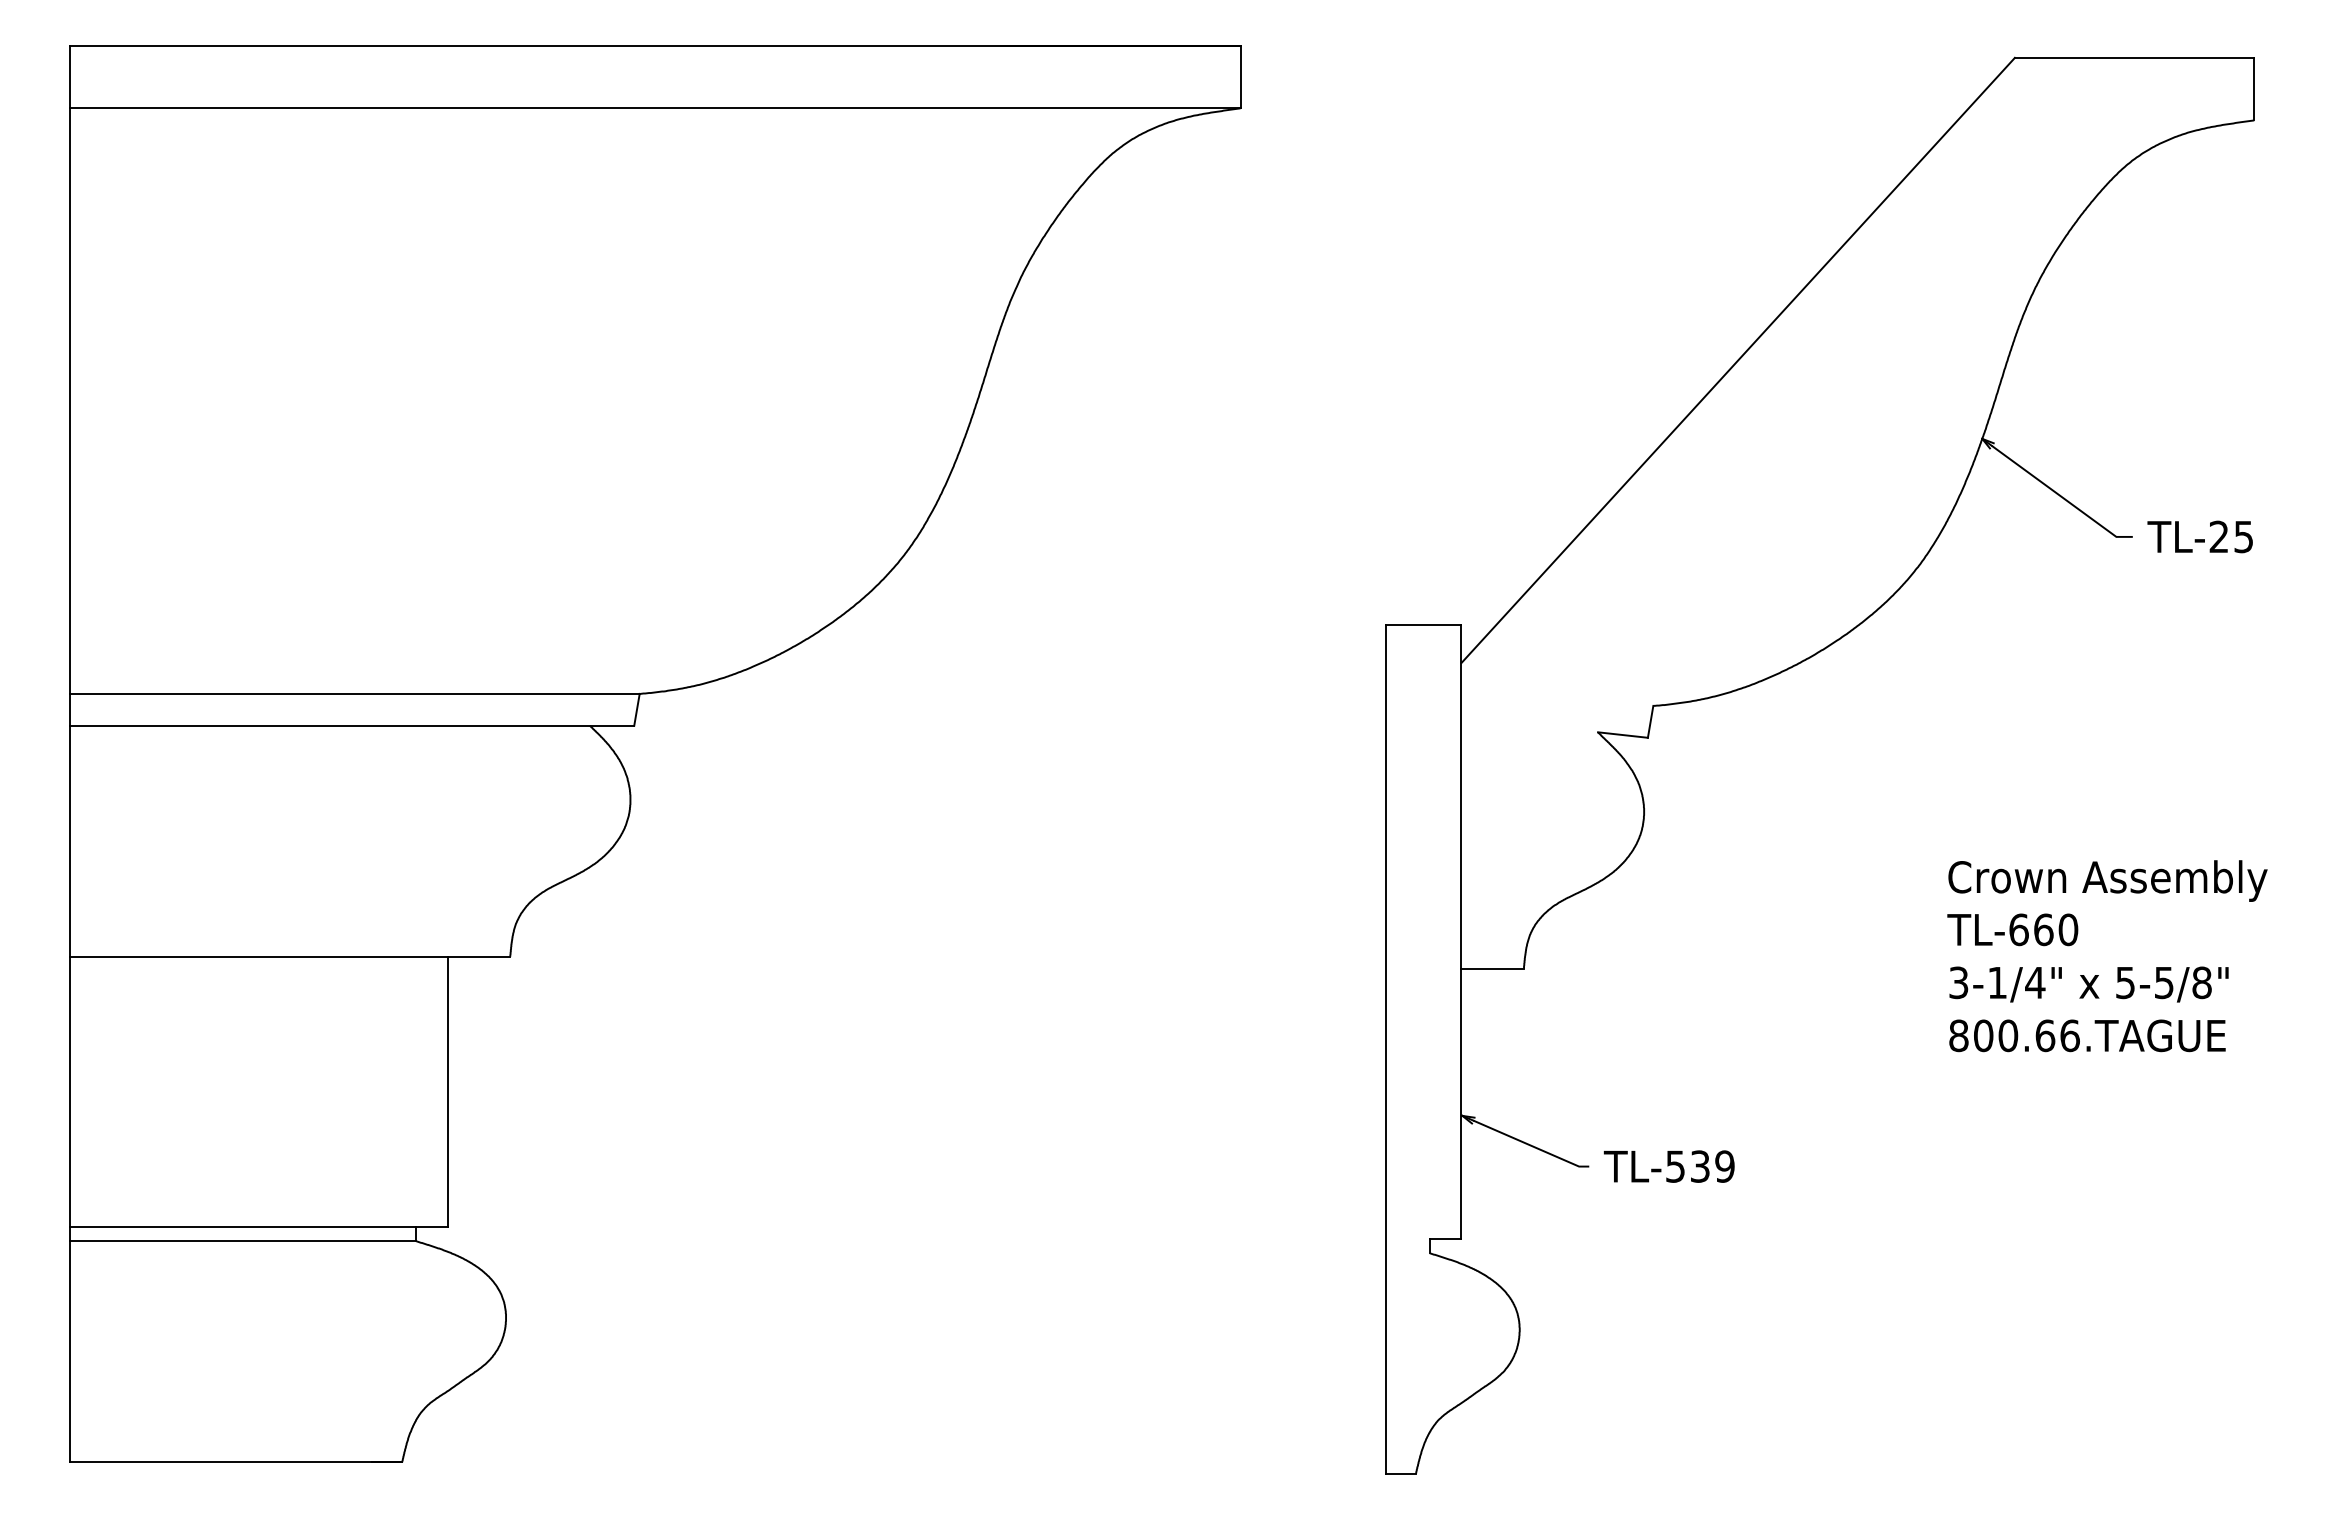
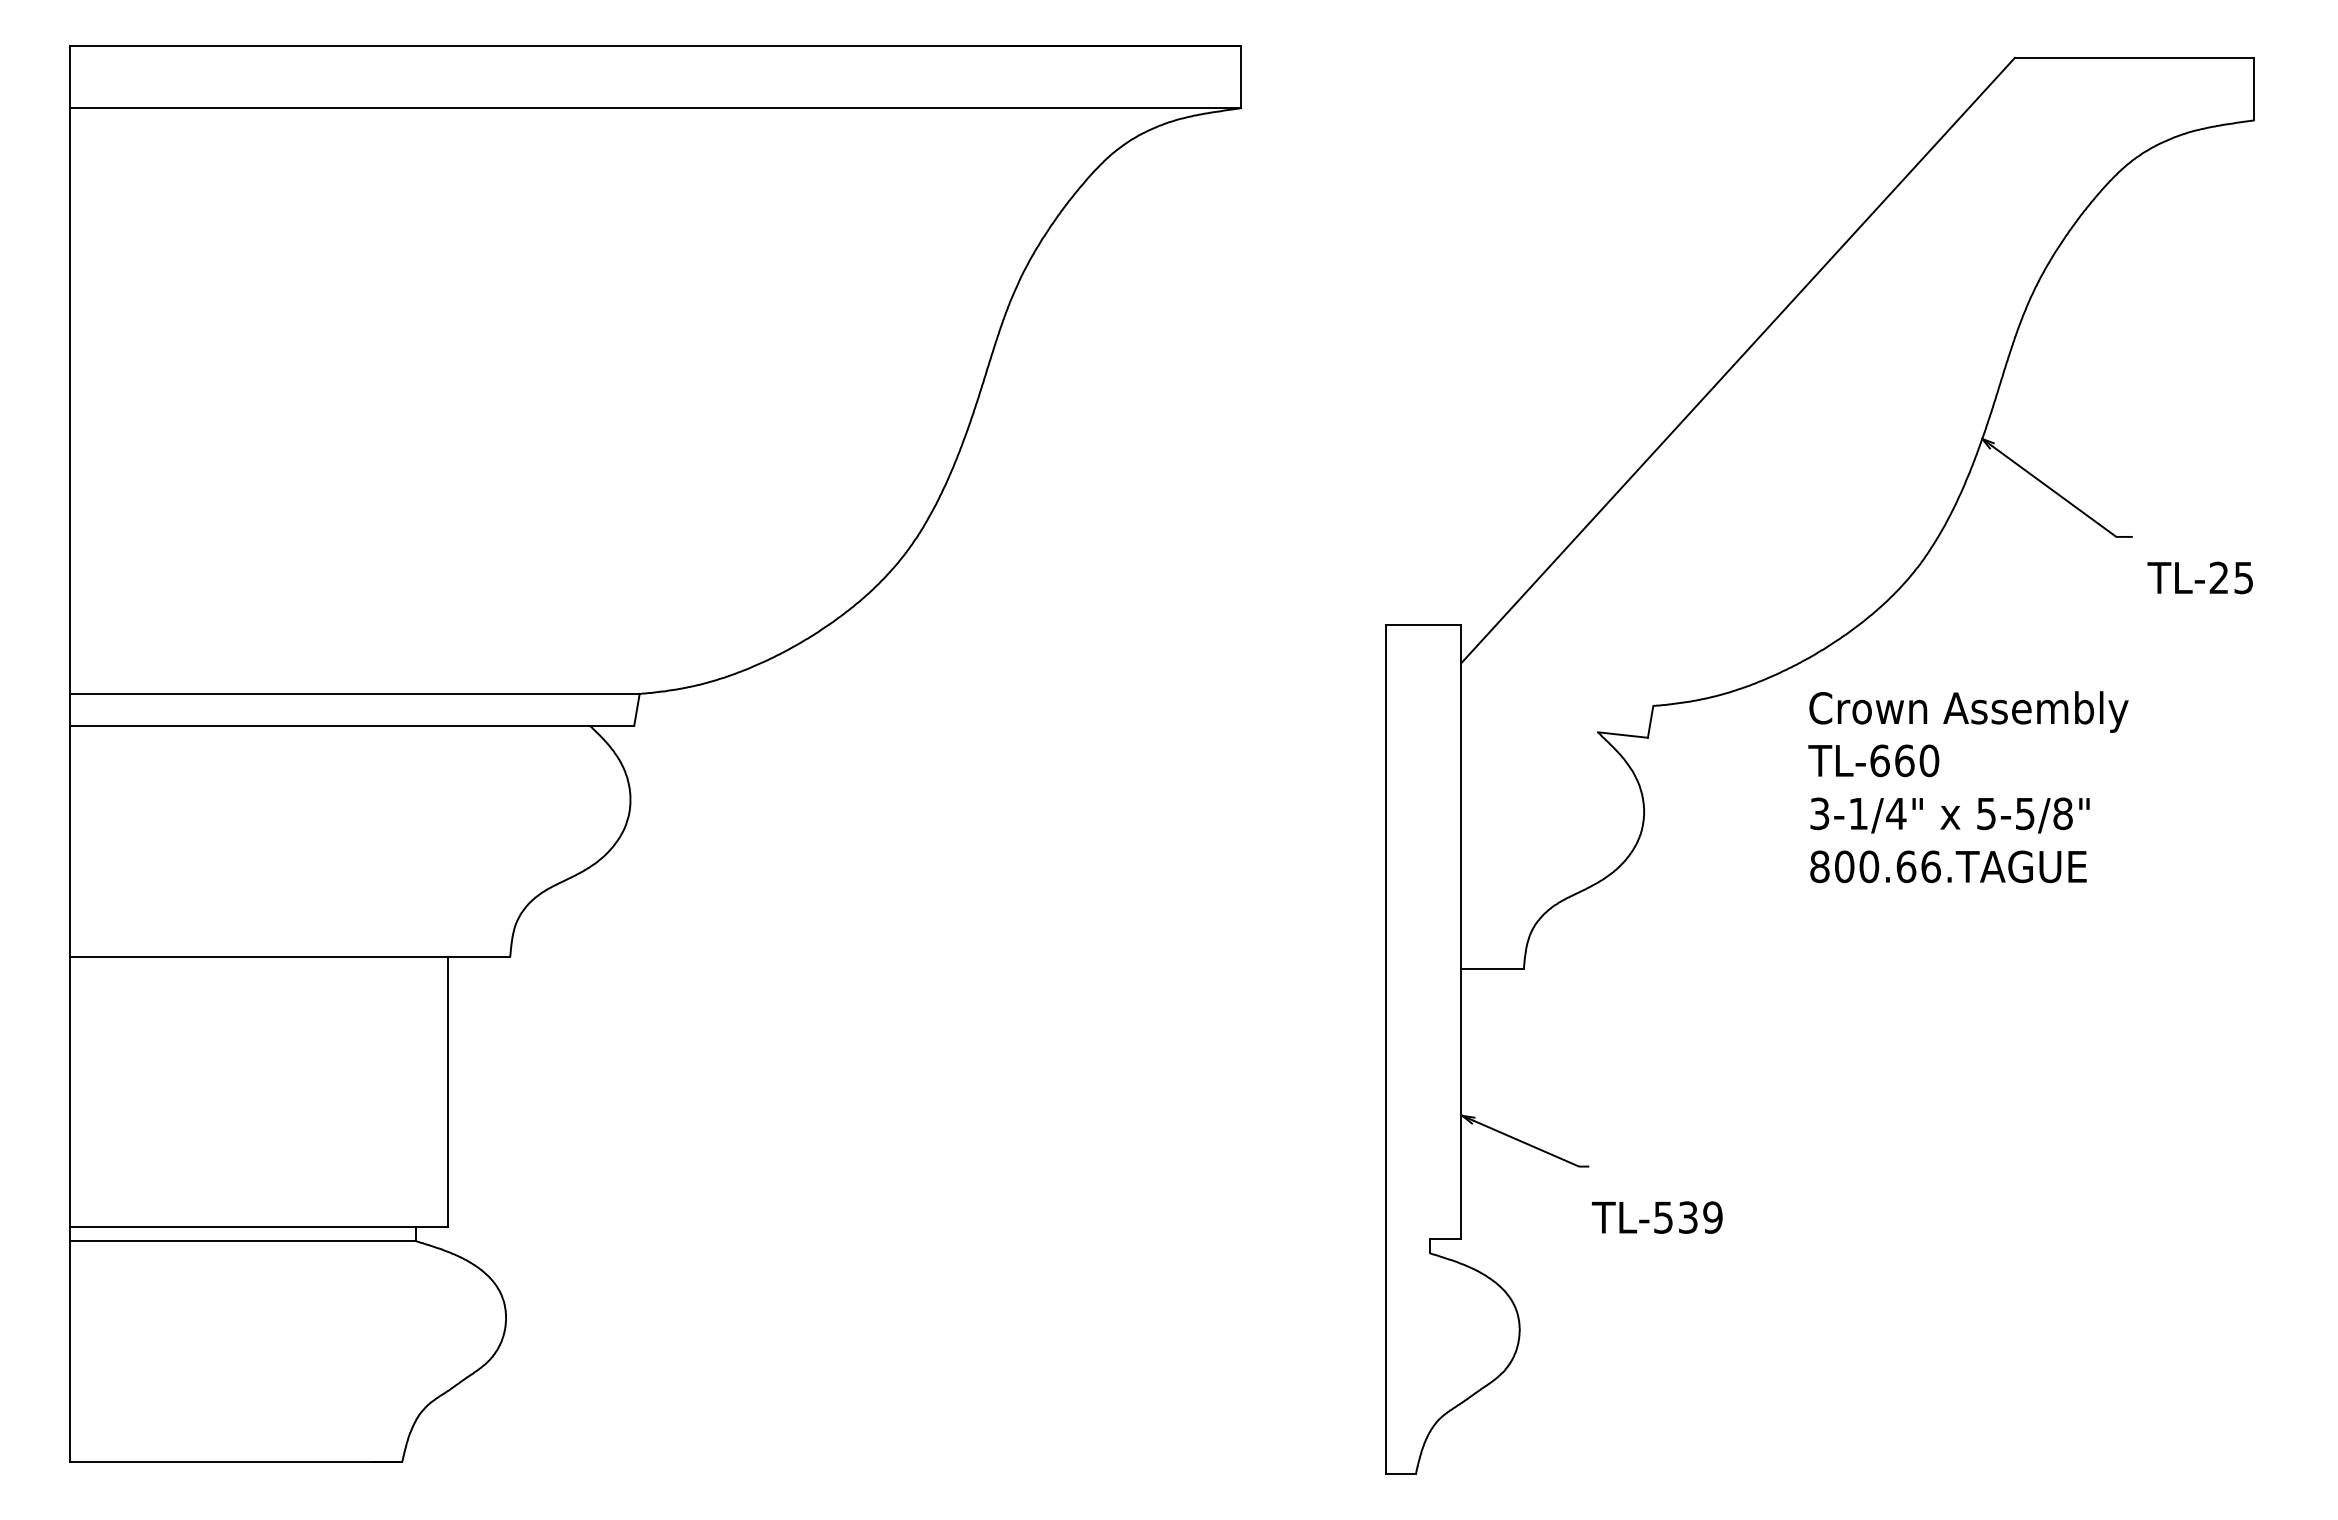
text position: (2199, 536) -> (2199, 577) (2199, 577)
text position: (2107, 956) -> (1968, 787) (1968, 787)
text position: (1668, 1166) -> (1656, 1217) (1656, 1217)
